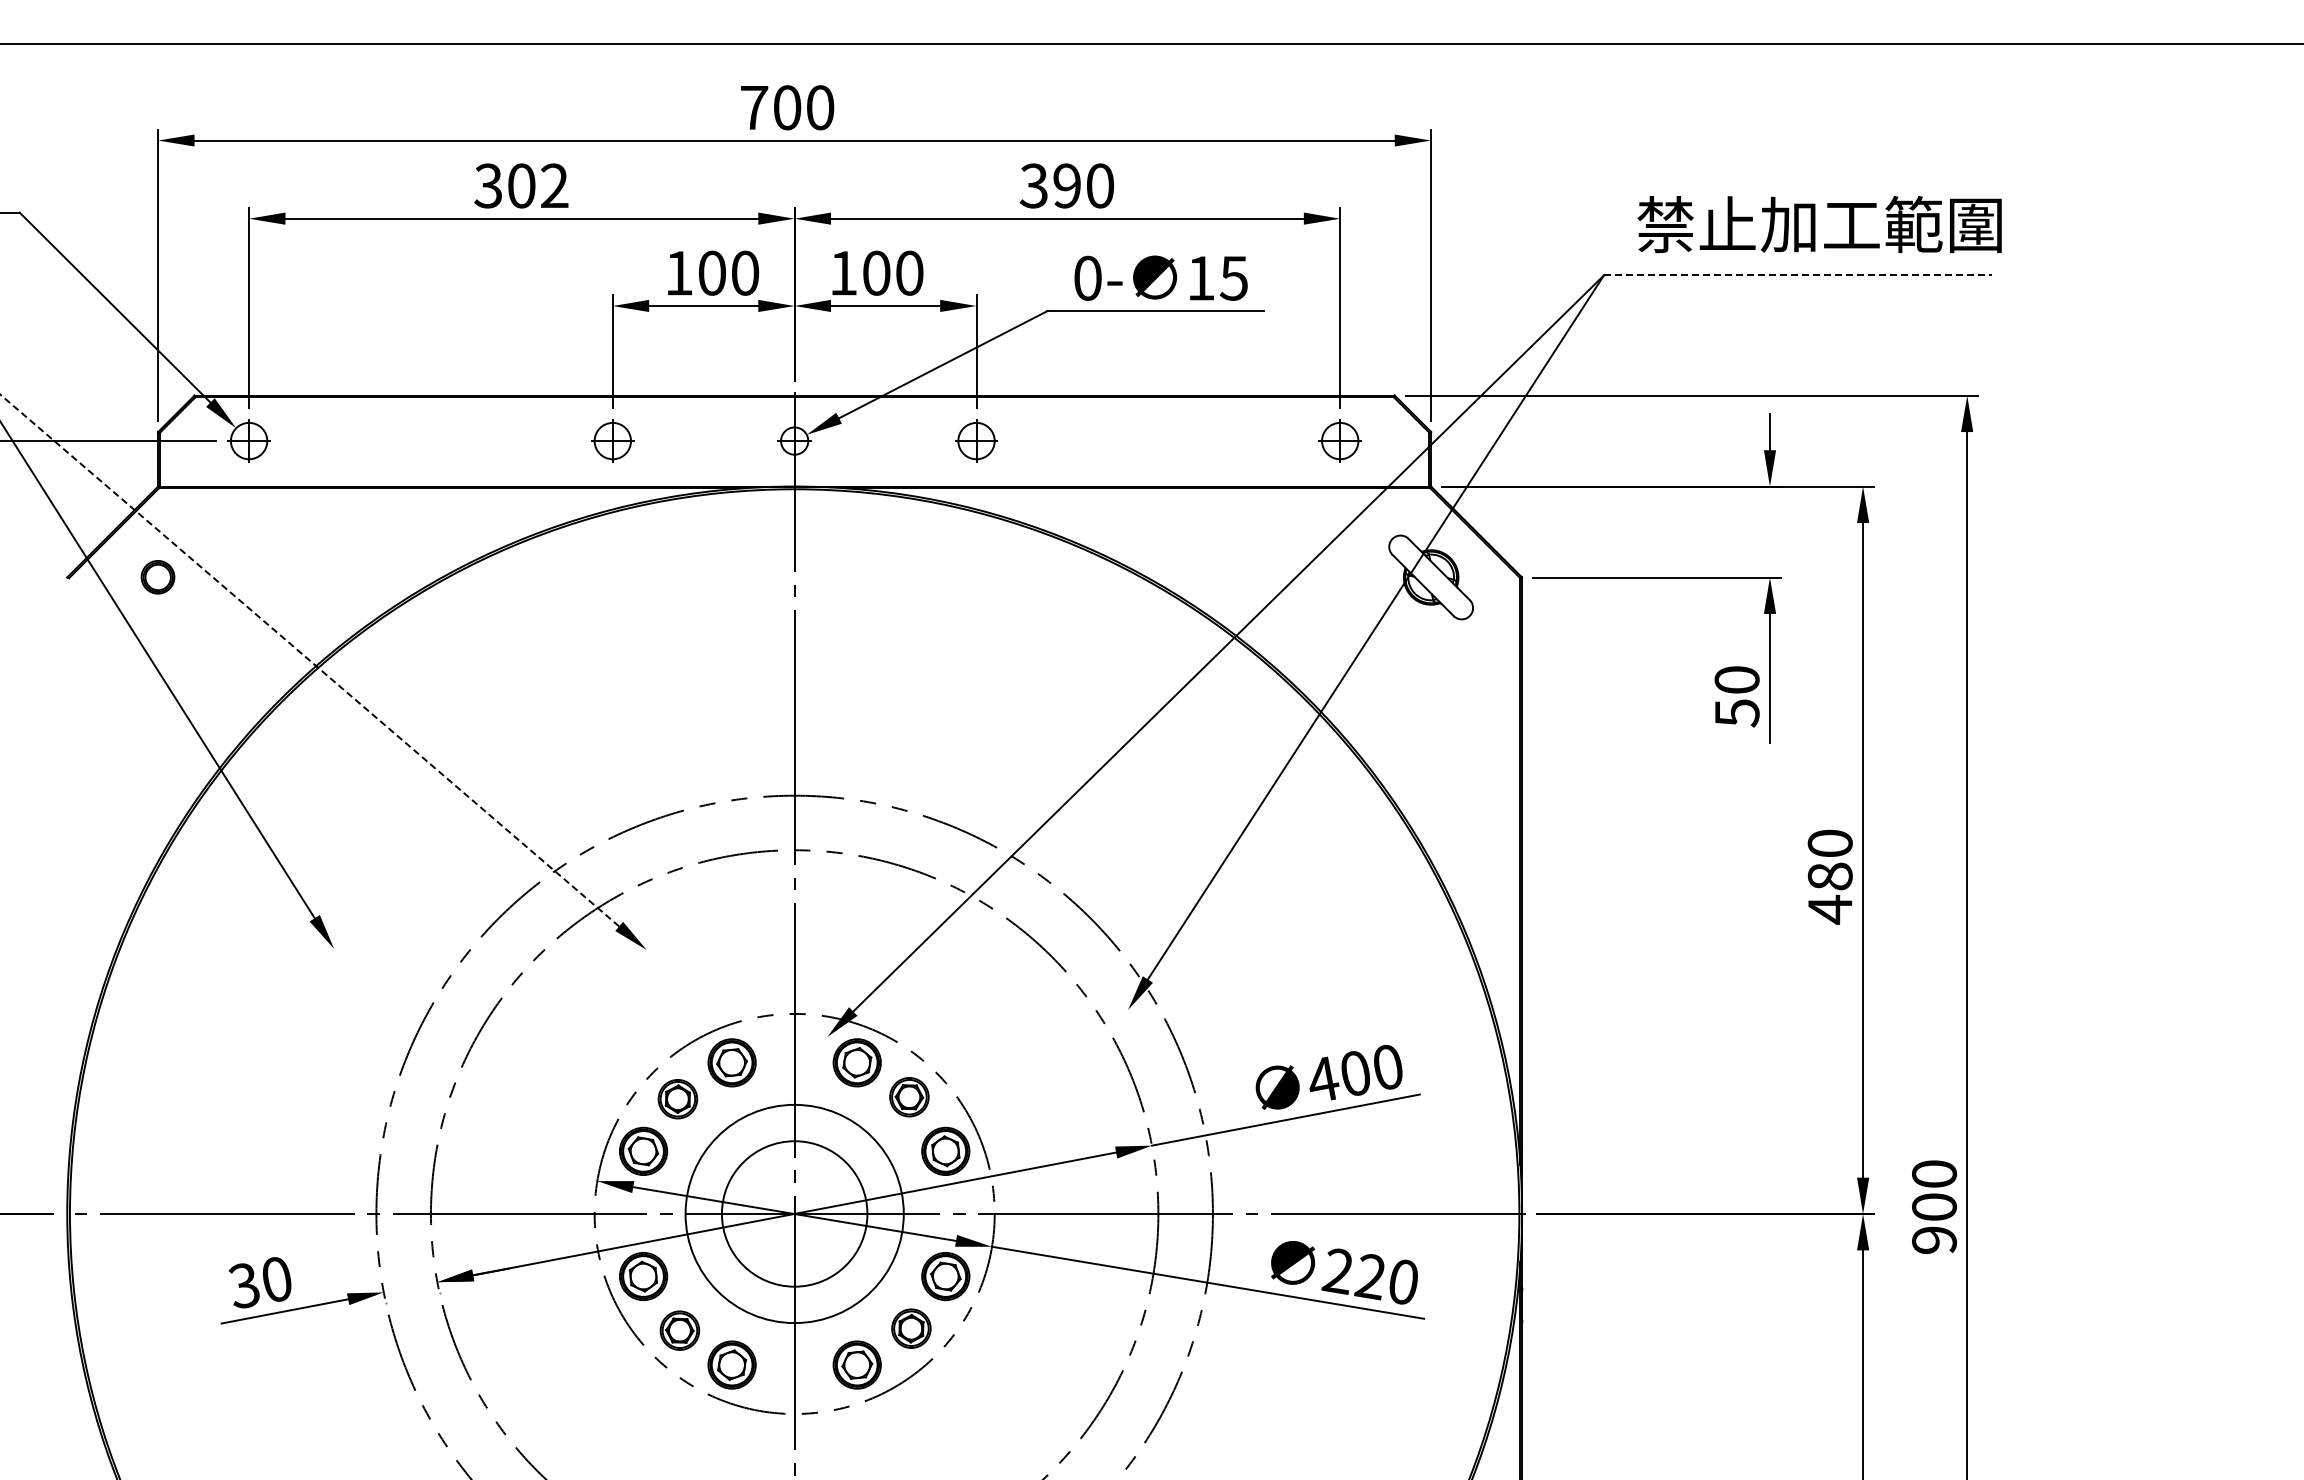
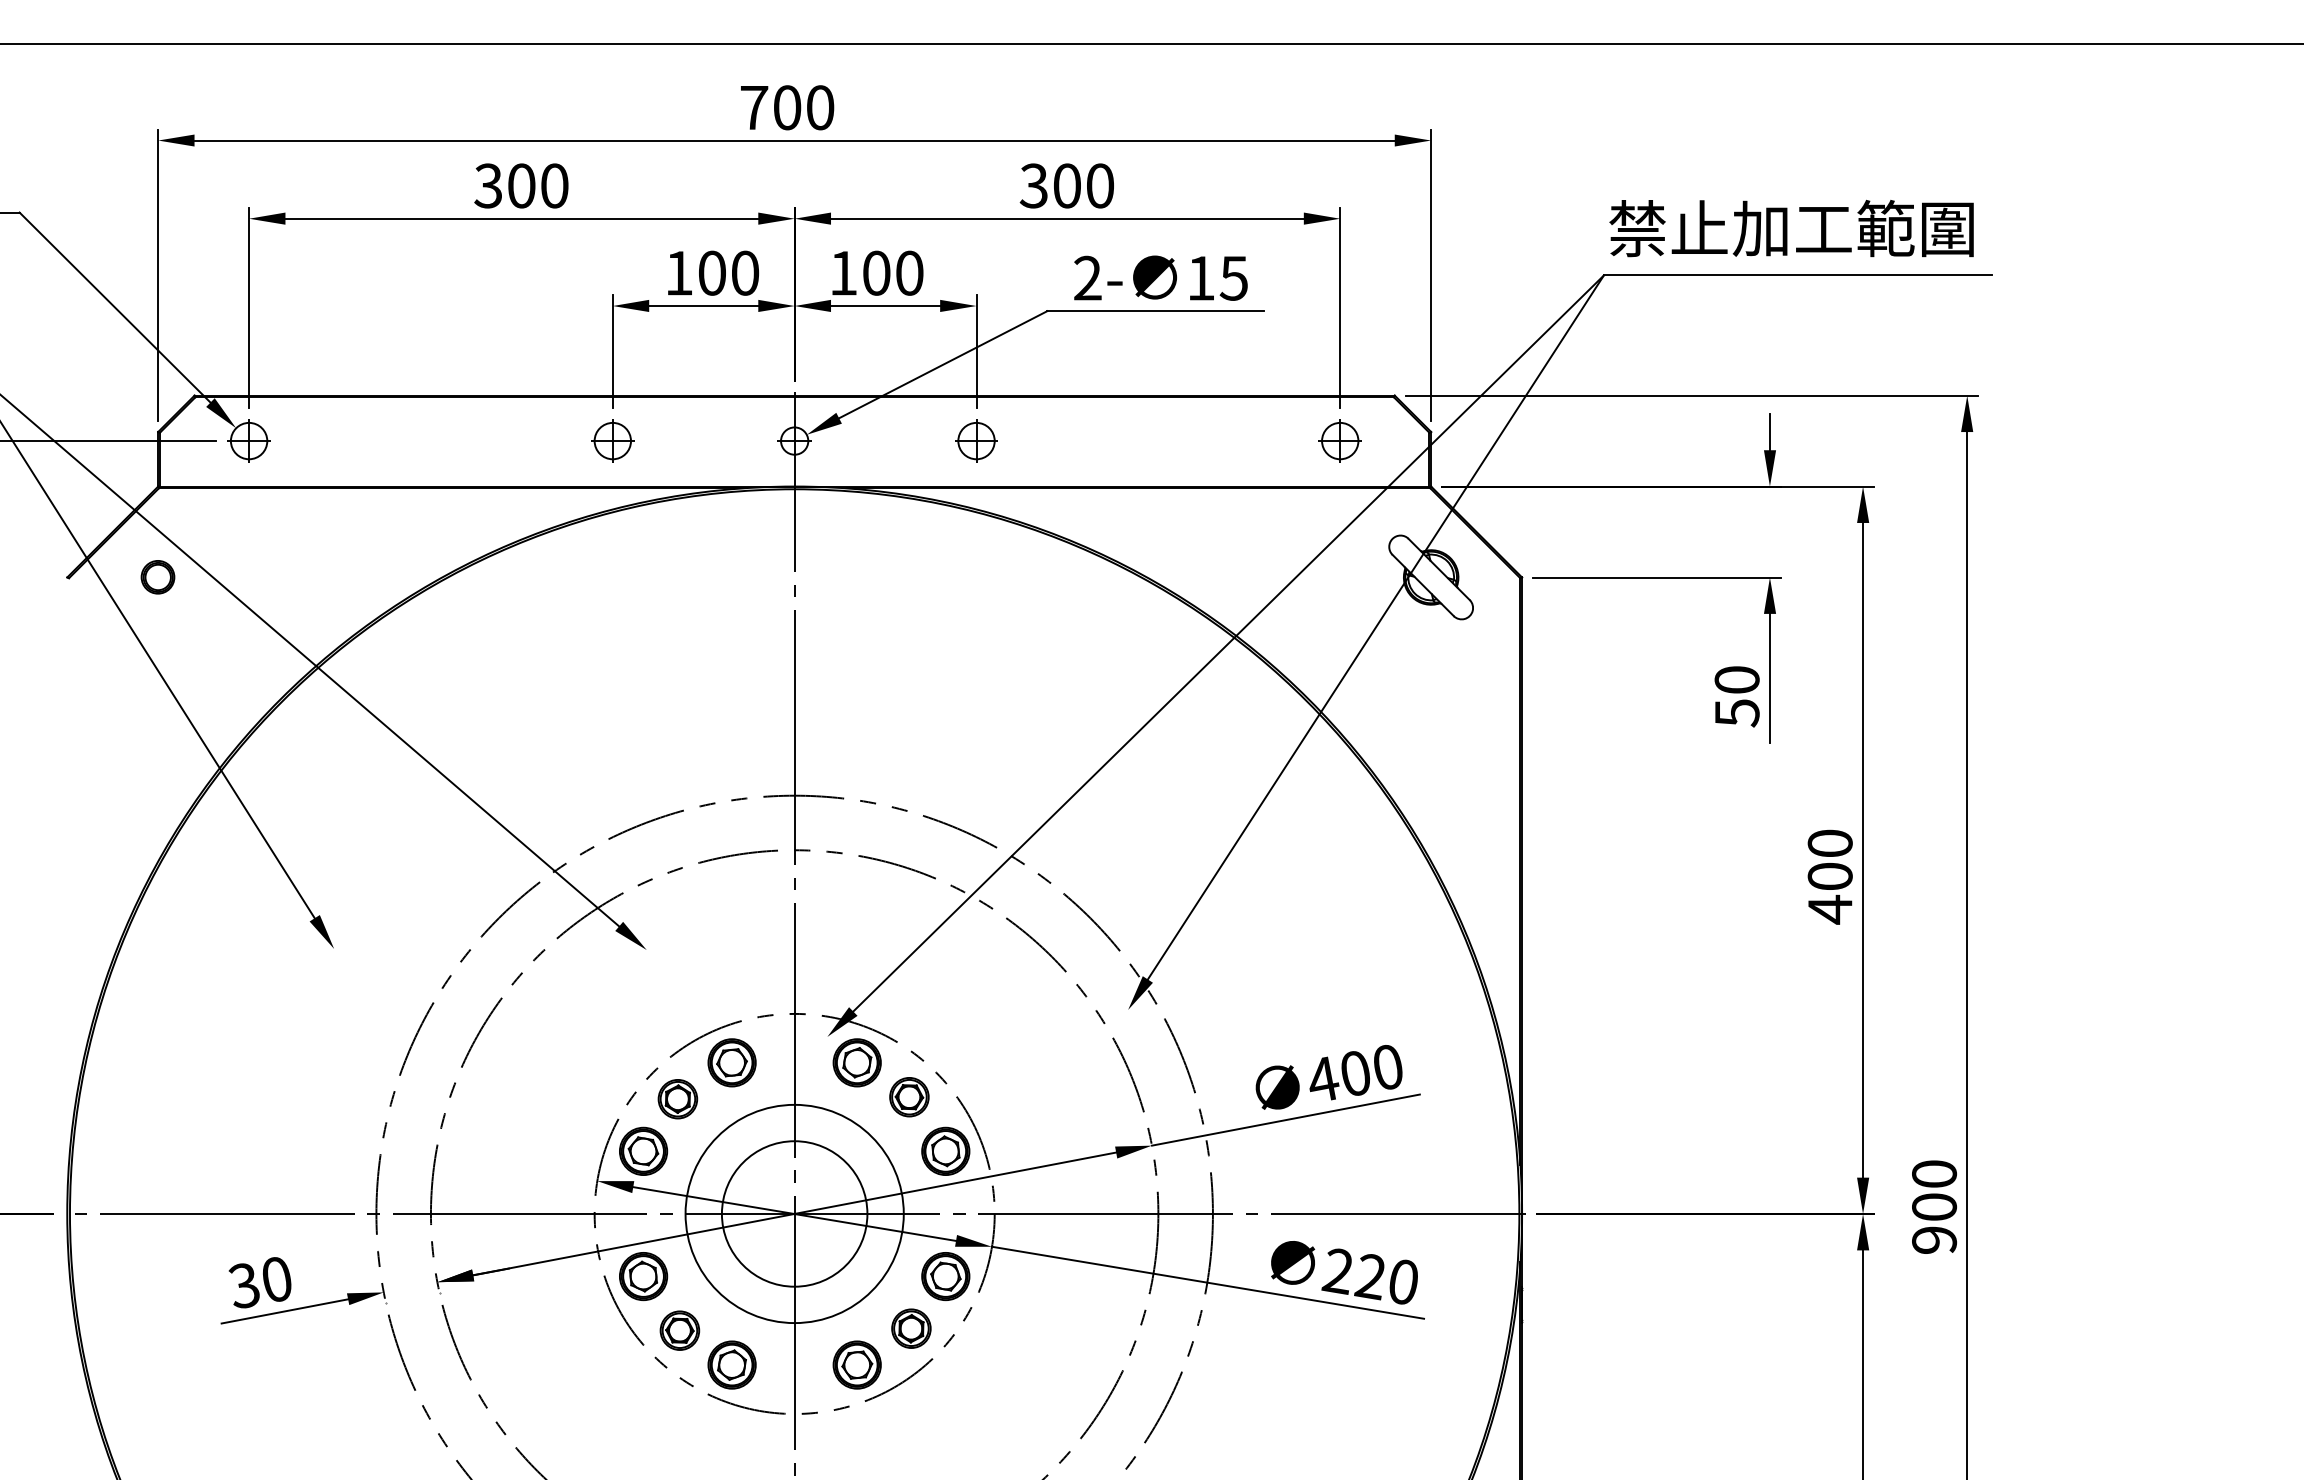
text: 302 -> 300 (554, 185)
text: 390 -> 300 (1066, 185)
text position: (1819, 224) -> (1791, 228) (1791, 228)
line: dashed -> solid (1798, 275)
text: 0- -> 2- (1087, 277)
line: dashed -> solid (309, 660)
text: 480 -> 400 (1829, 876)
